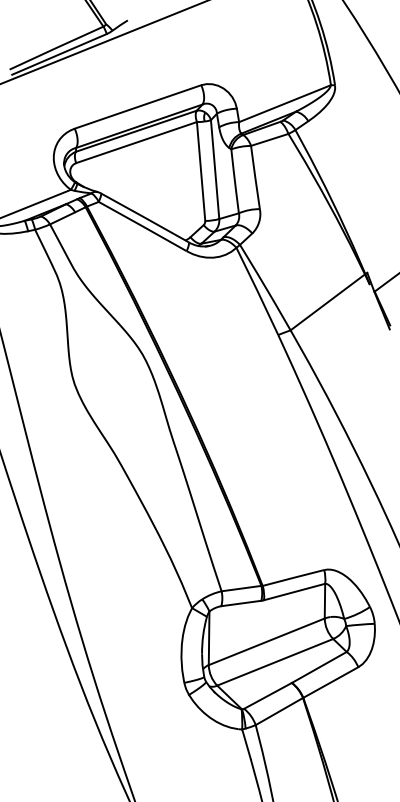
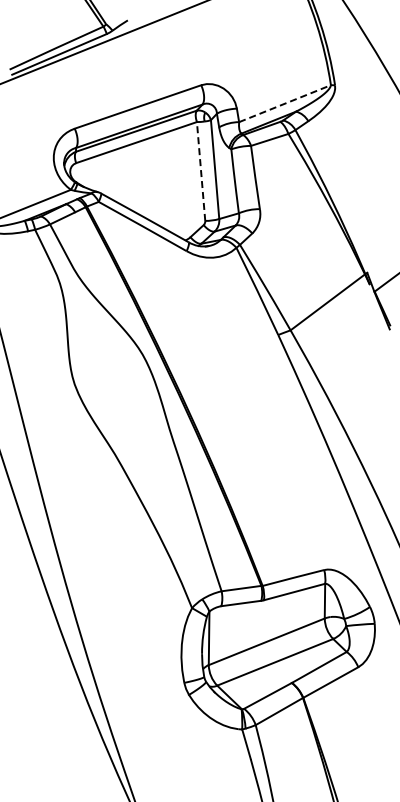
line: solid -> dashed (285, 103)
line: solid -> dashed (201, 171)
